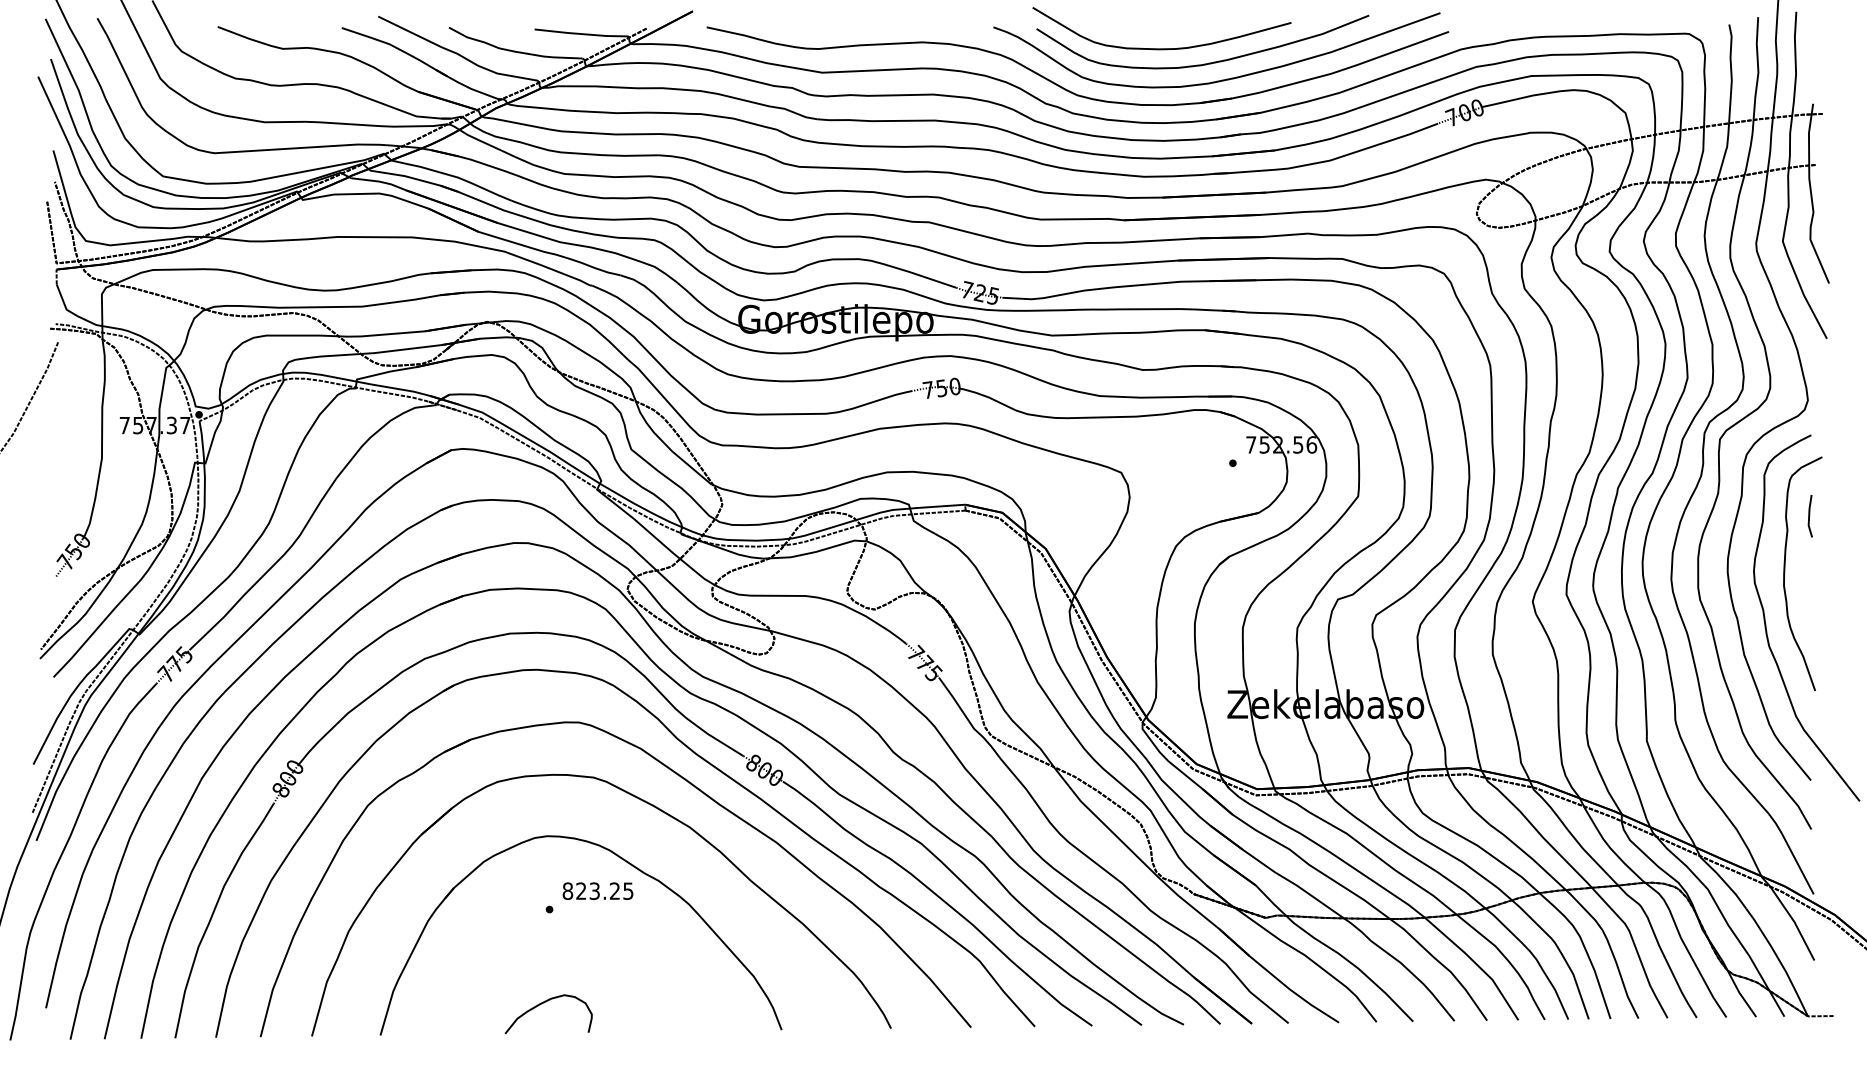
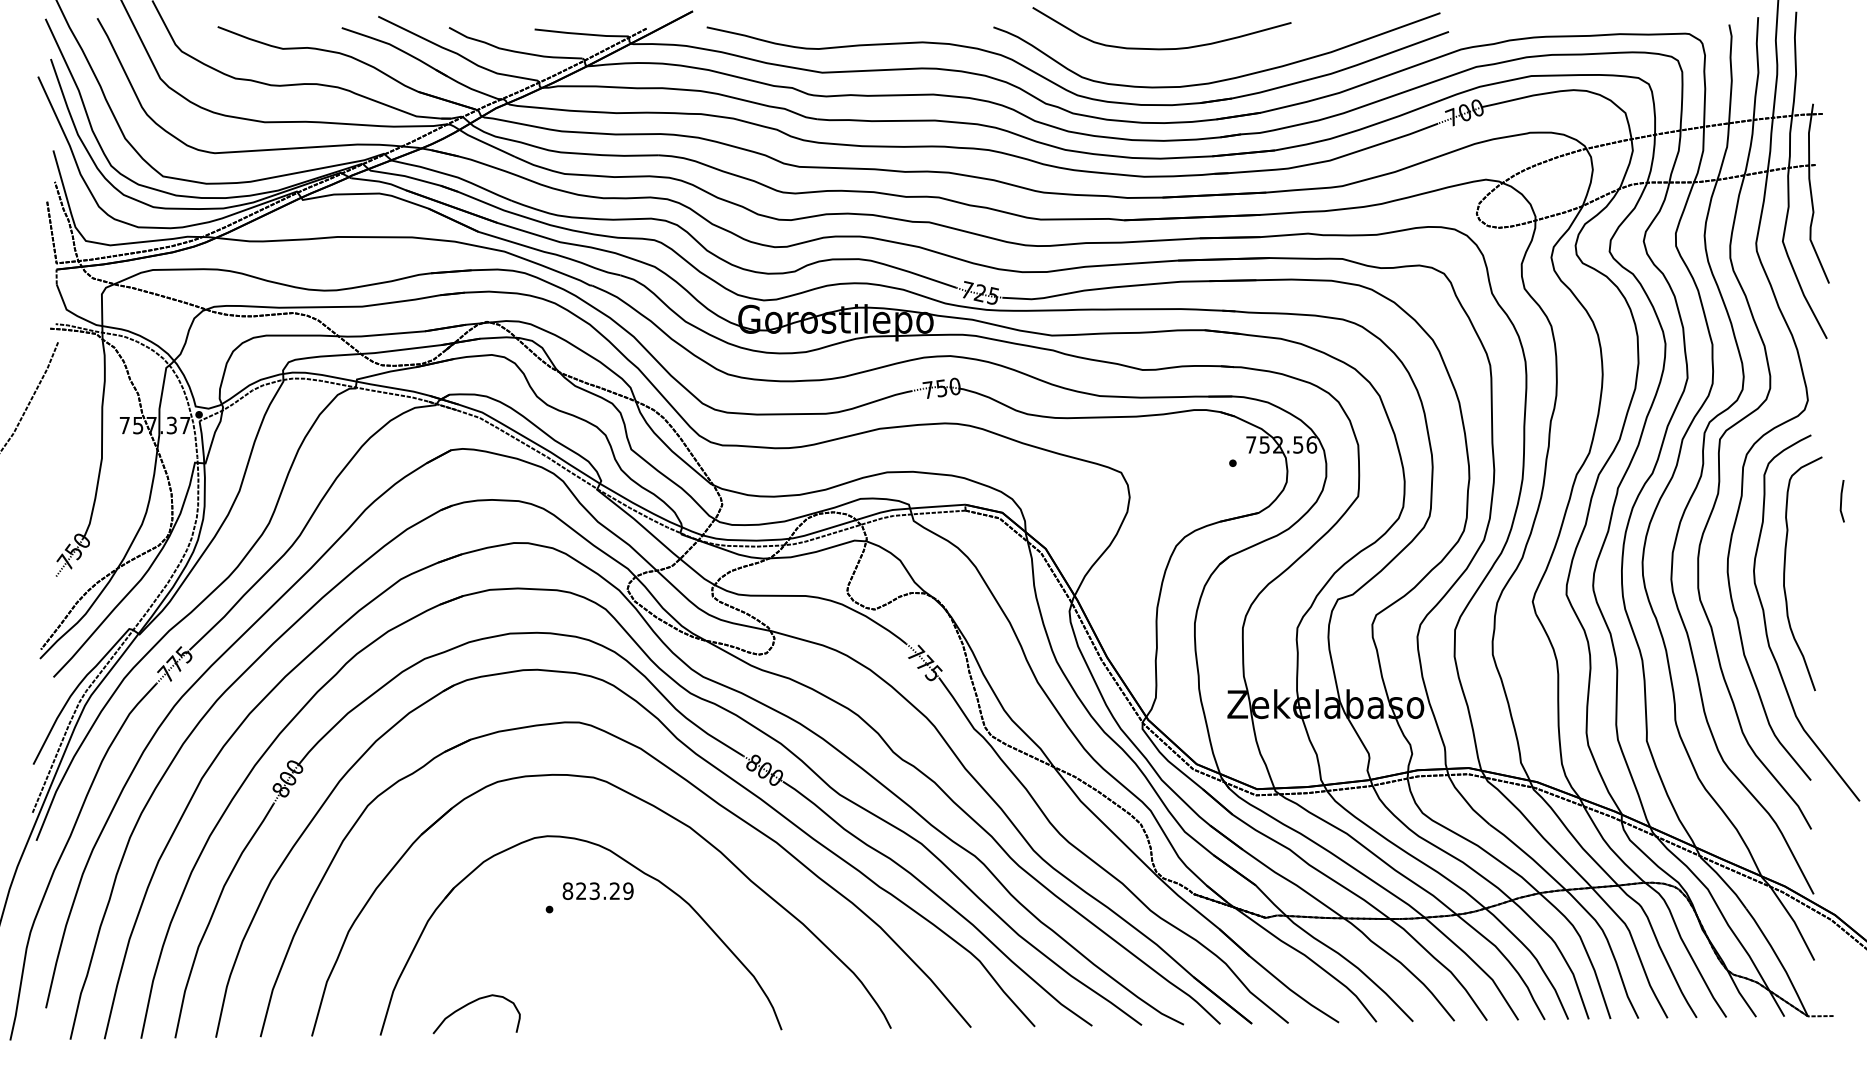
curve: present -> none (1208, 62)
line position: (1809, 516) -> (1841, 501) (1841, 501)
text: 823.25 -> 823.29 (628, 890)
curve position: (544, 1003) -> (472, 1003) (472, 1003)
